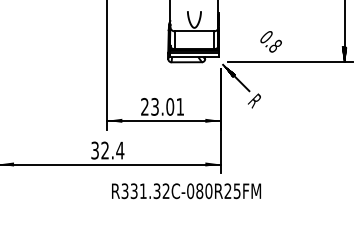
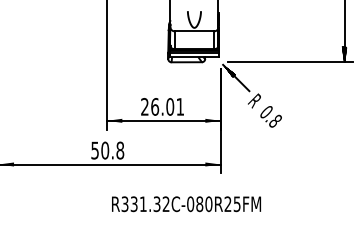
text position: (270, 41) -> (270, 116) (270, 116)
text: 23.01 -> 26.01 (155, 106)
text: 32.4 -> 50.8 (107, 150)
text position: (186, 191) -> (186, 204) (186, 204)
